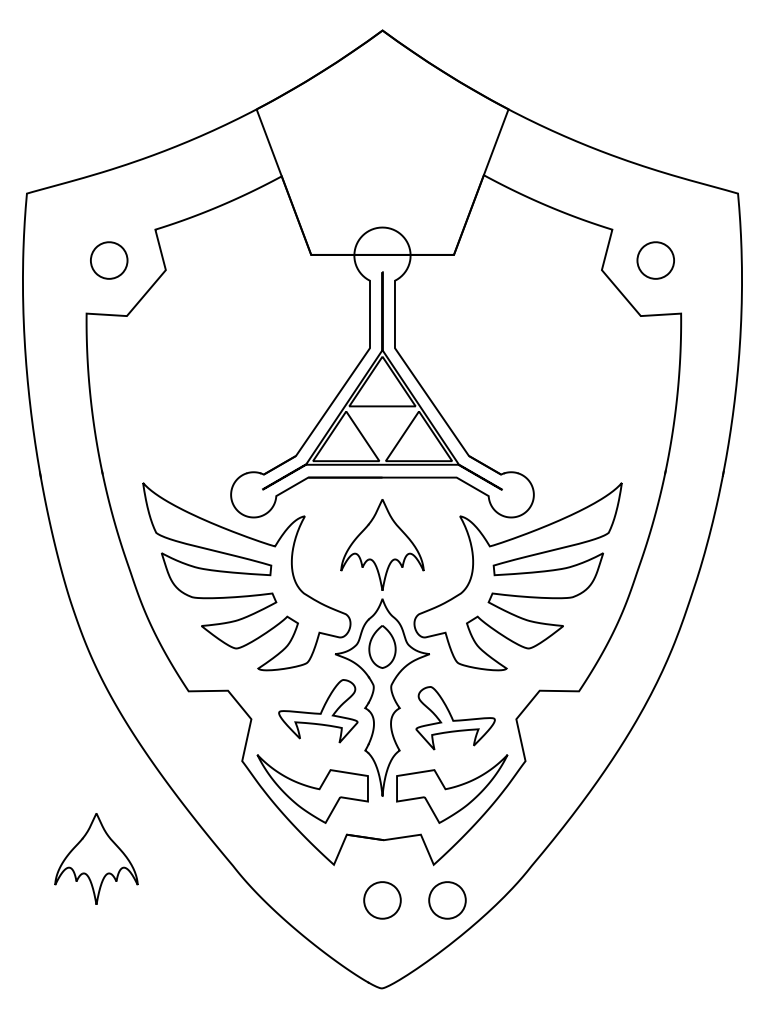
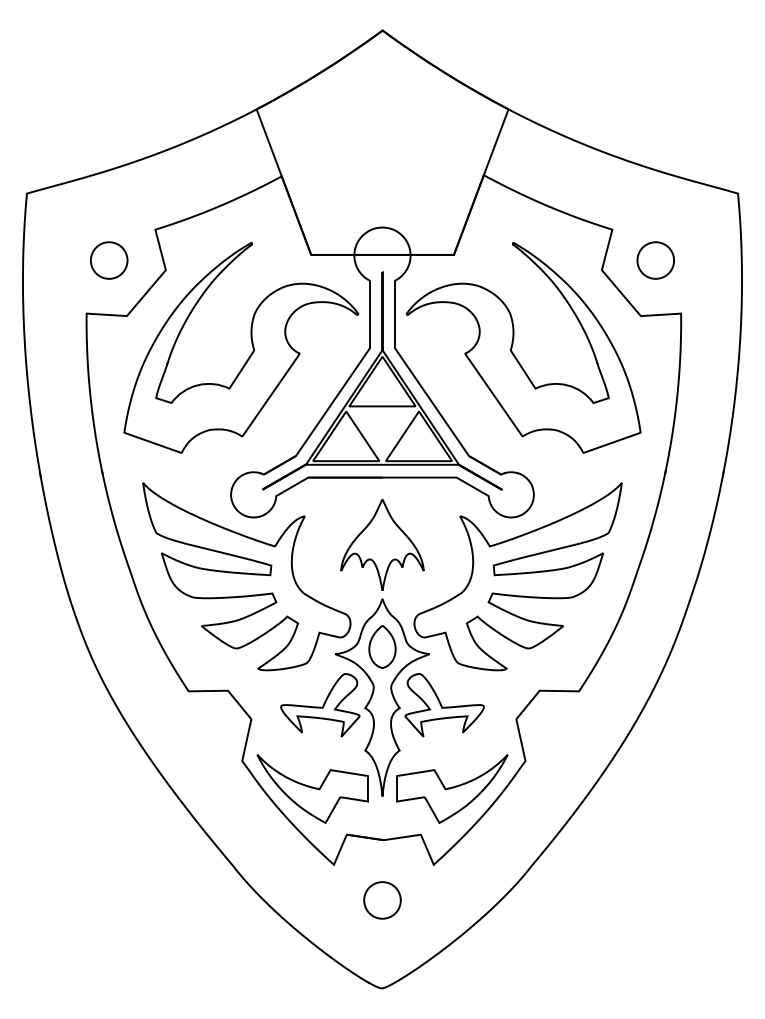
part: none -> present (251, 344)
part: none -> present (513, 344)
part position: (318, 711) -> (320, 705) (320, 705)
part position: (455, 718) -> (444, 705) (444, 705)
part: present -> none (96, 858)
part: present -> none (447, 900)
